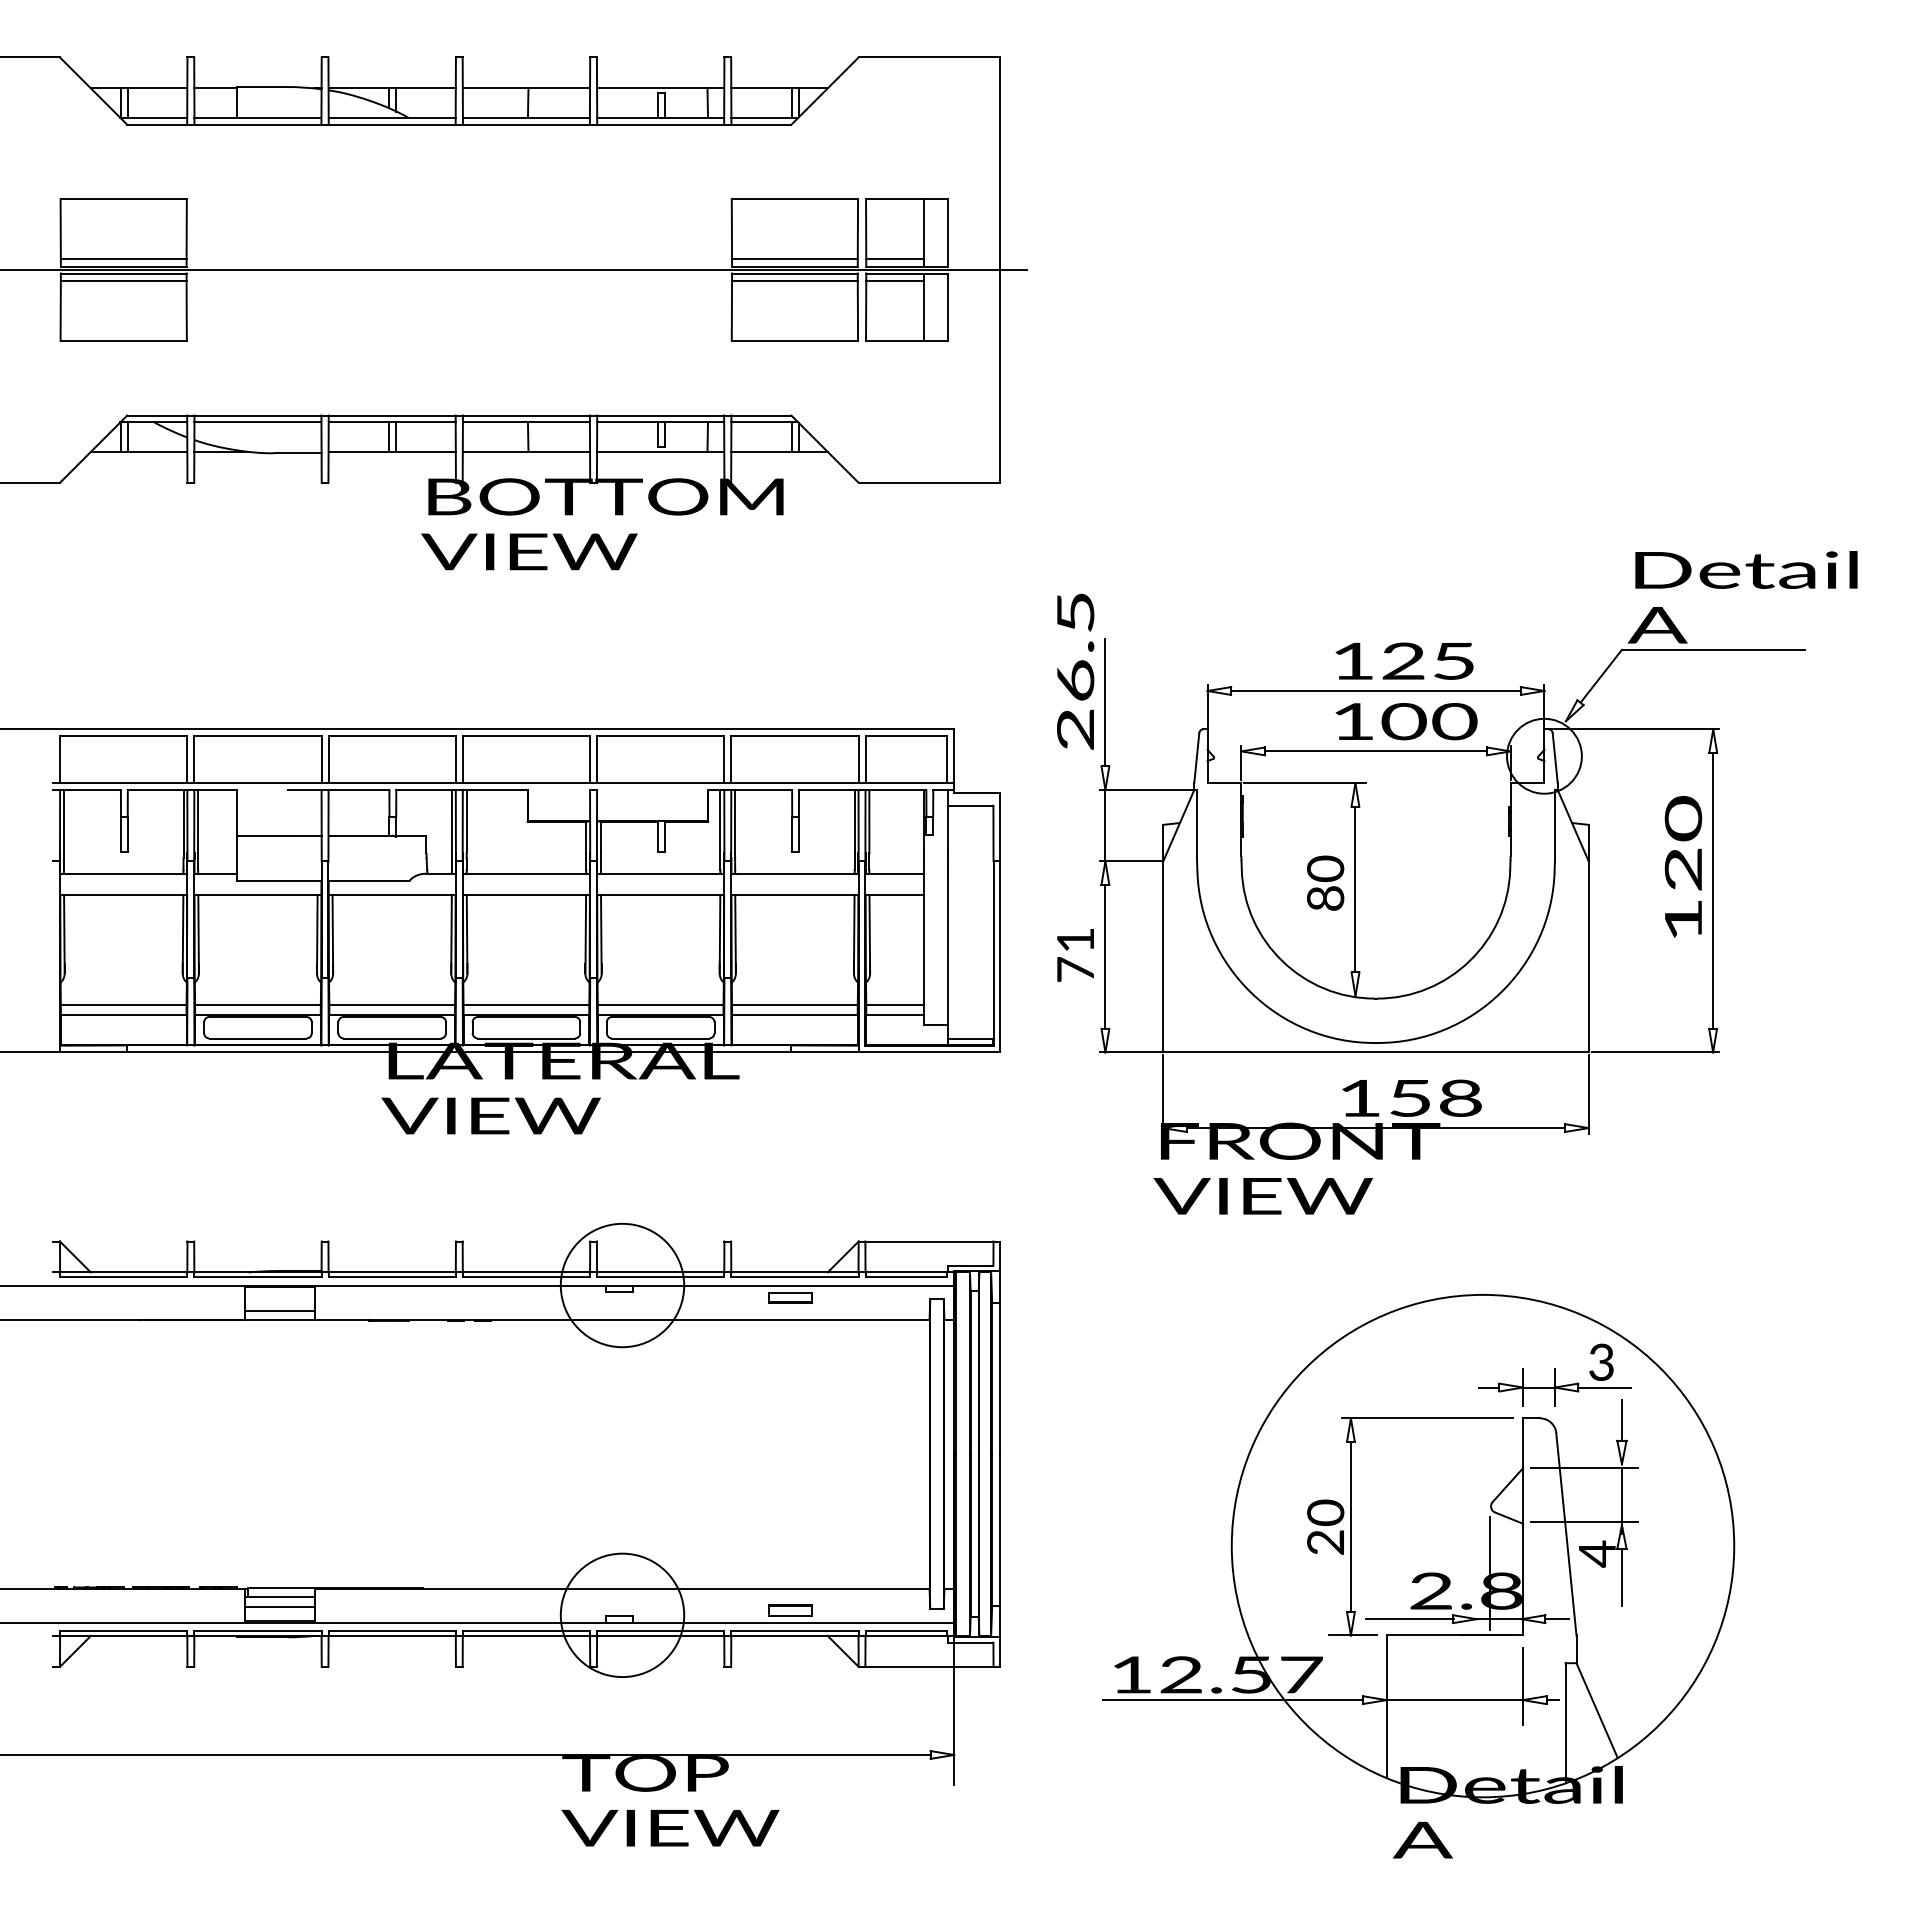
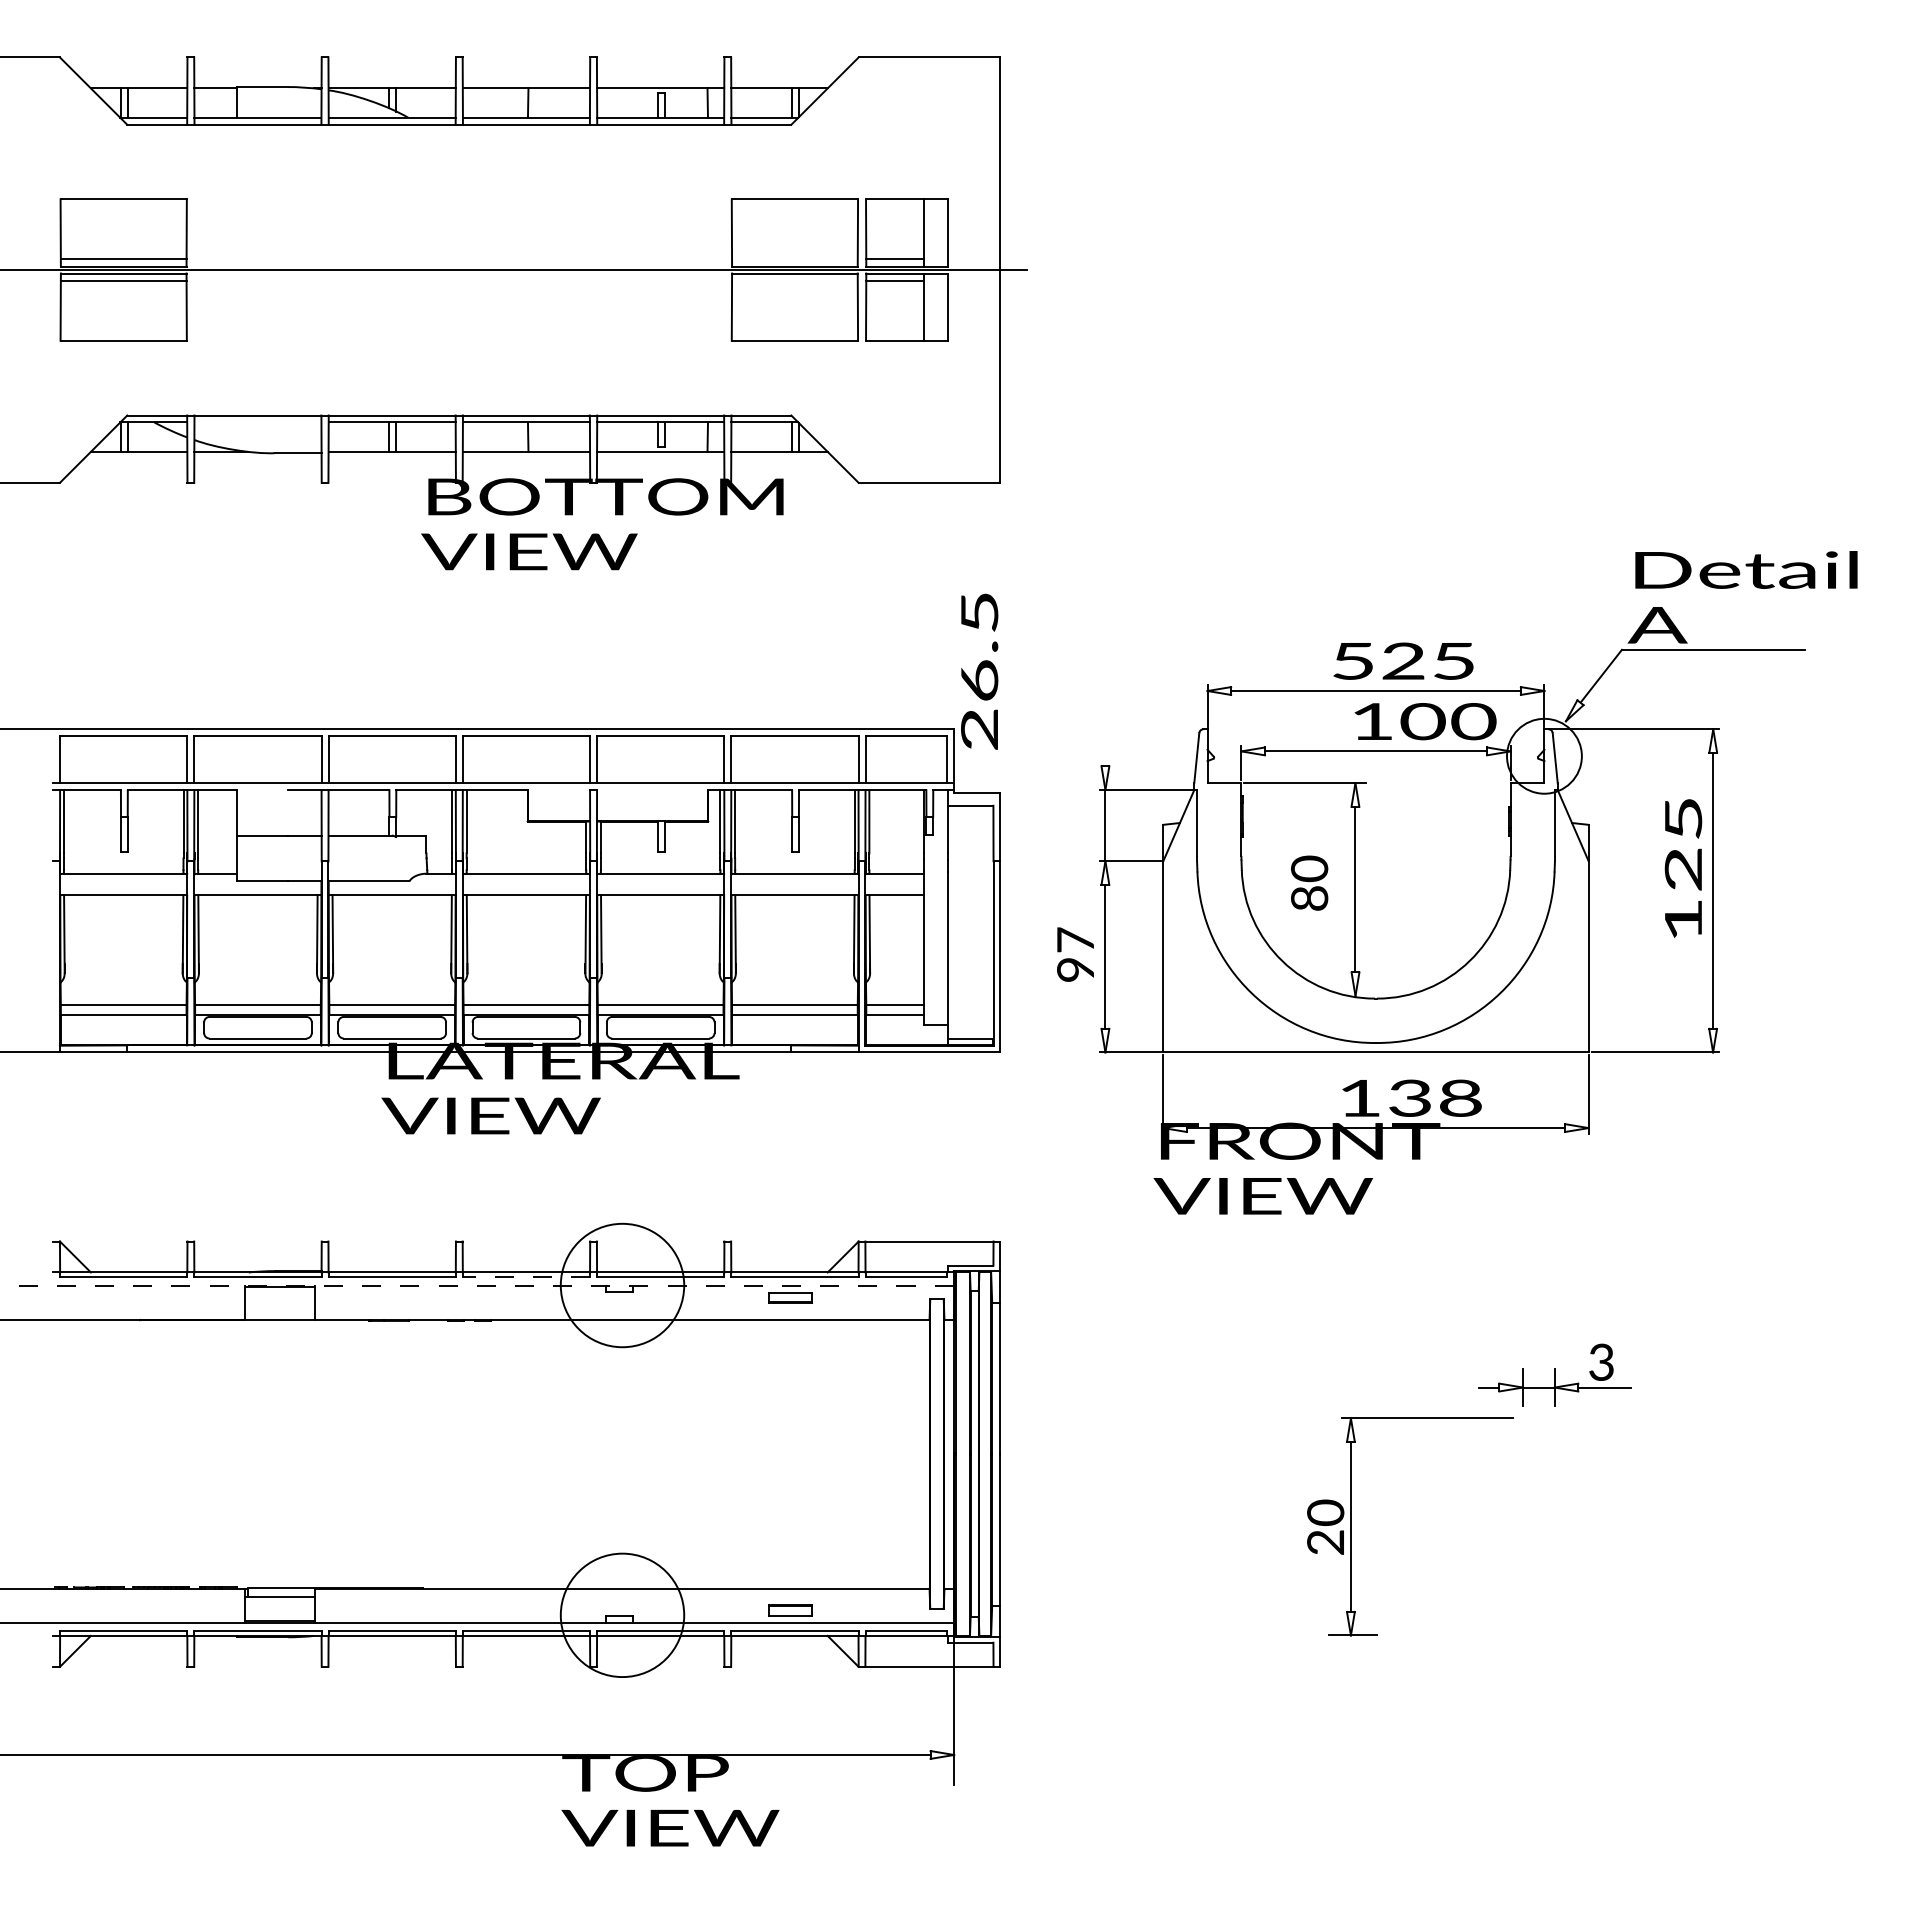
line: present -> none (794, 259)
line: present -> none (794, 280)
line: present -> none (257, 422)
text: 125 -> 525 (1352, 661)
text position: (1075, 671) -> (979, 671) (979, 671)
line: present -> none (1105, 702)
text position: (1406, 721) -> (1425, 721) (1425, 721)
text: 120 -> 125 (1683, 818)
text position: (1325, 882) -> (1309, 882) (1309, 882)
text: 71 -> 97 (1075, 954)
text: 158 -> 138 (1409, 1097)
line: solid -> dashed (526, 1277)
line: solid -> dashed (477, 1285)
line: present -> none (280, 1311)
part: present -> none (1418, 1576)
line: present -> none (280, 1606)
